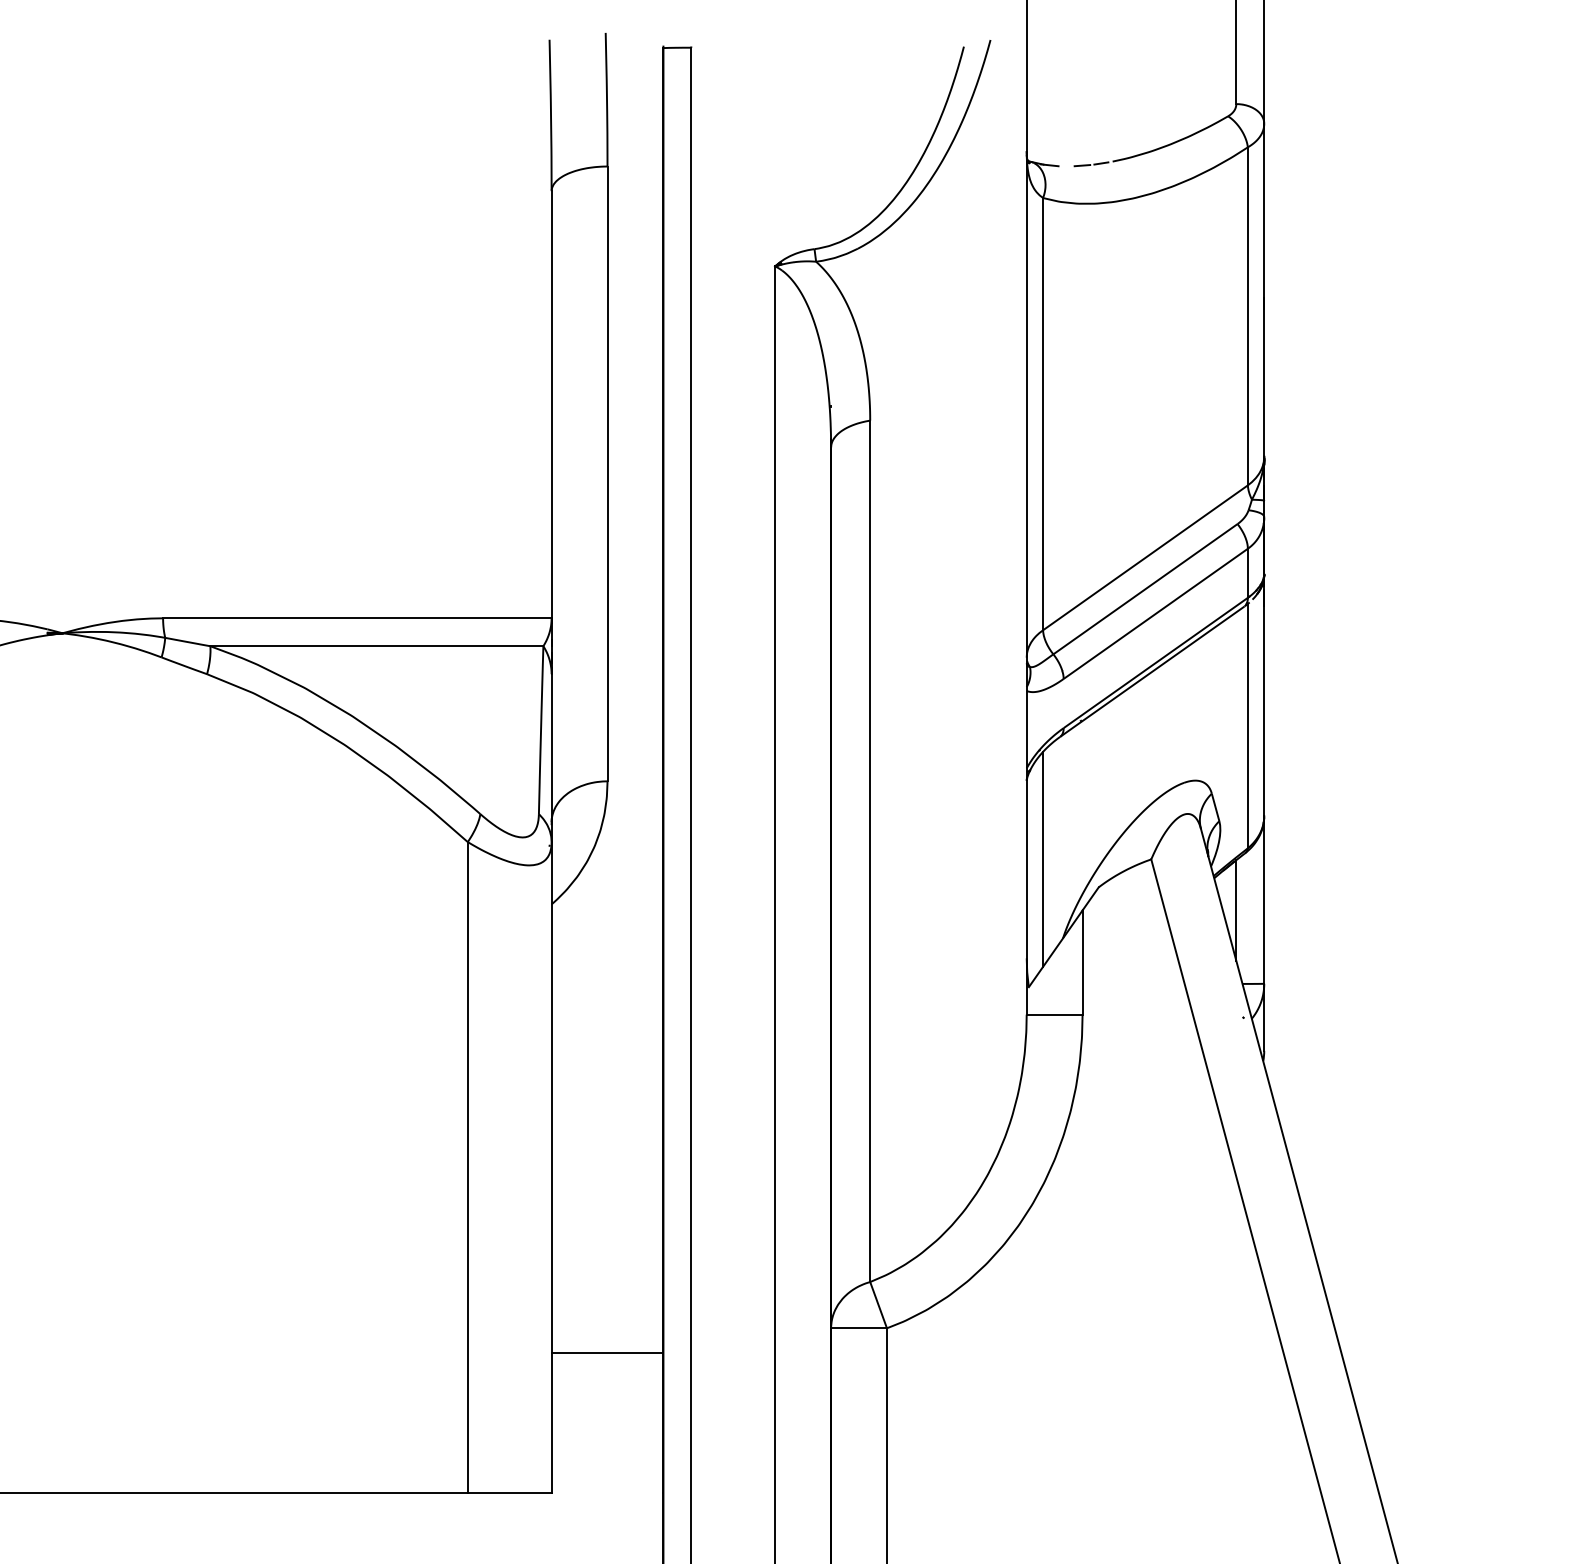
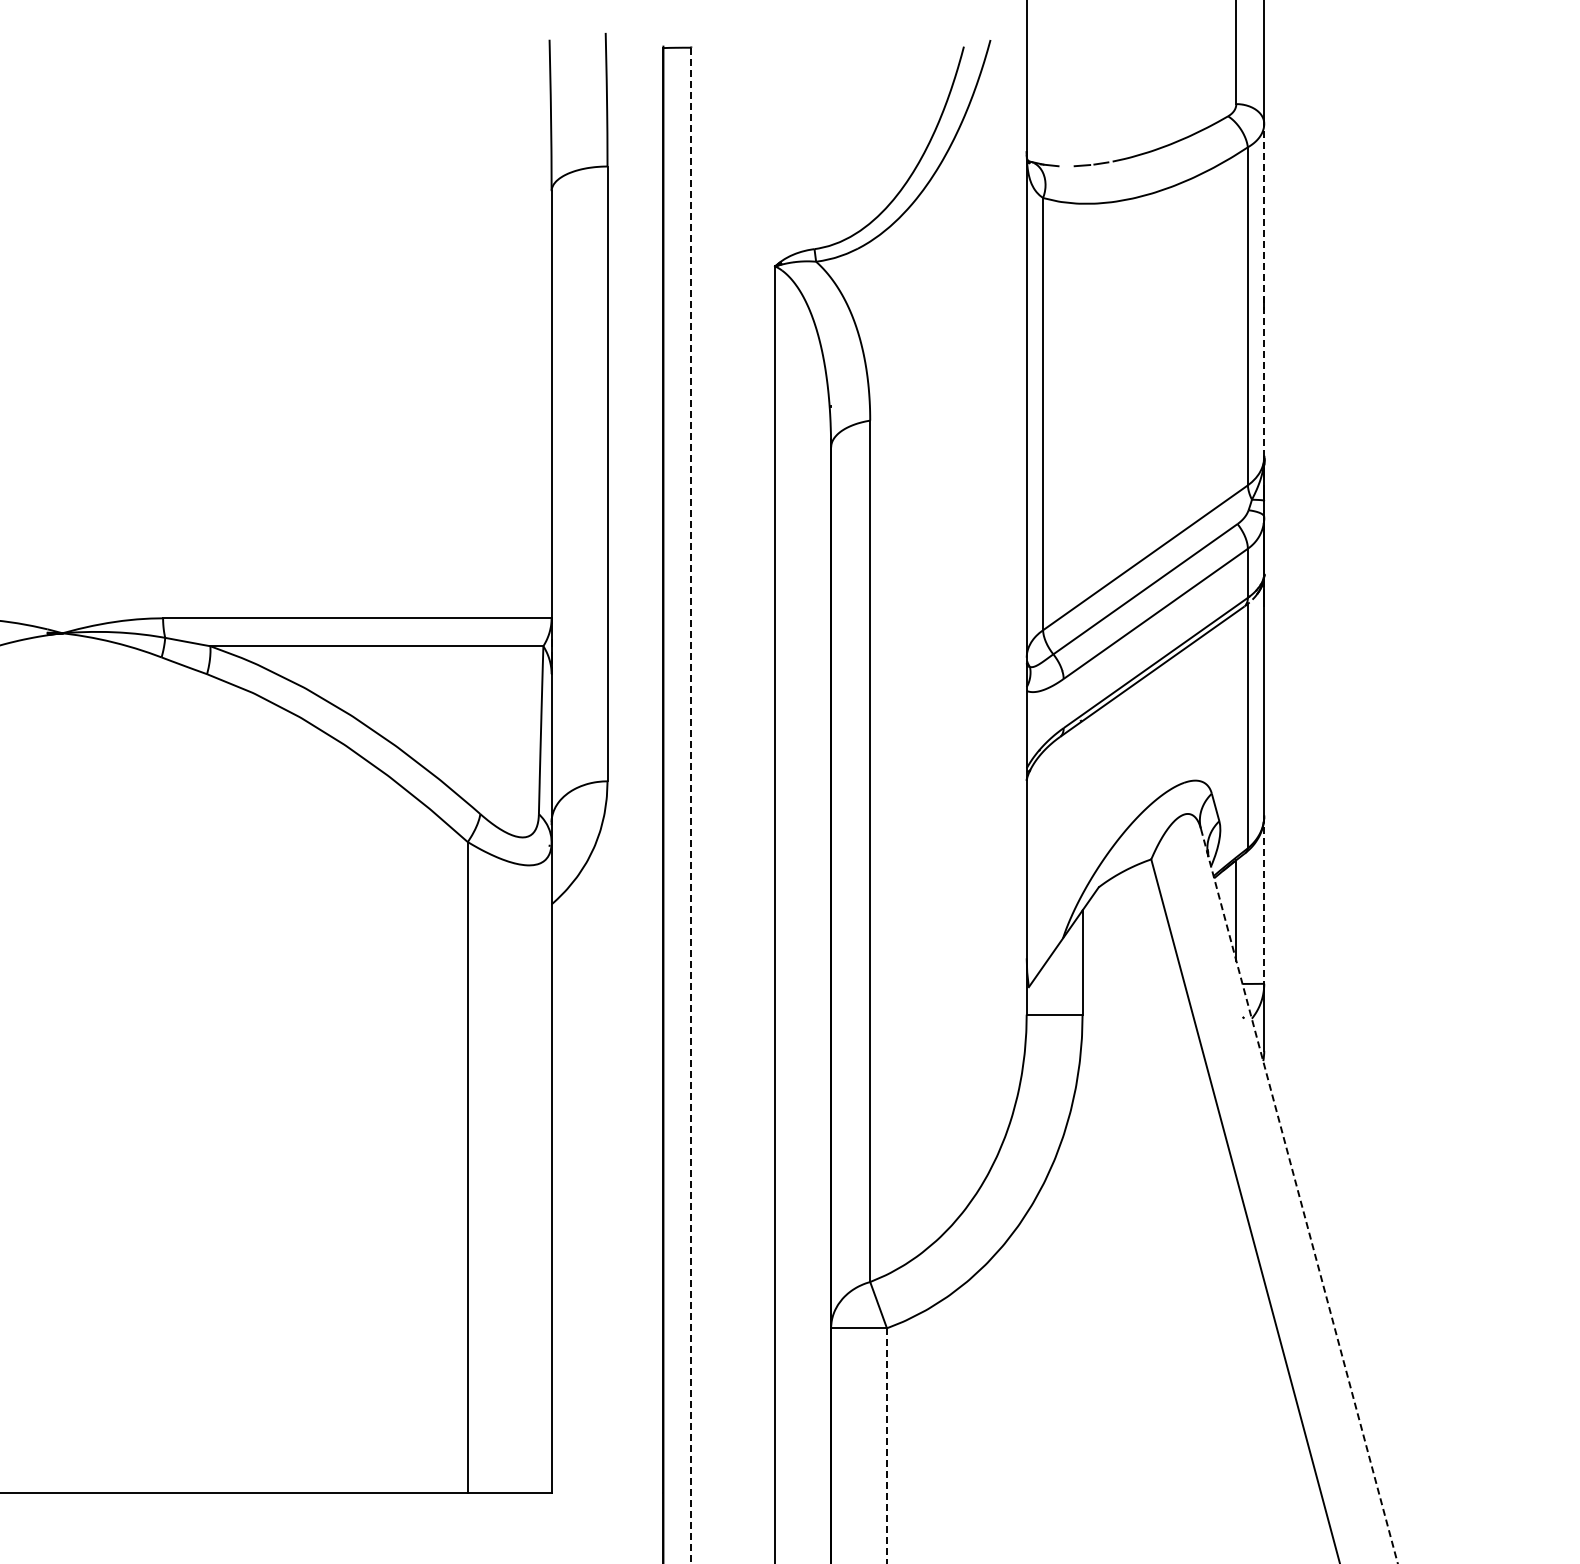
line: solid -> dashed (1264, 290)
line: solid -> dashed (691, 805)
line: present -> none (1043, 858)
line: solid -> dashed (1264, 900)
line: solid -> dashed (1299, 1196)
line: present -> none (607, 1353)
line: solid -> dashed (886, 1446)
